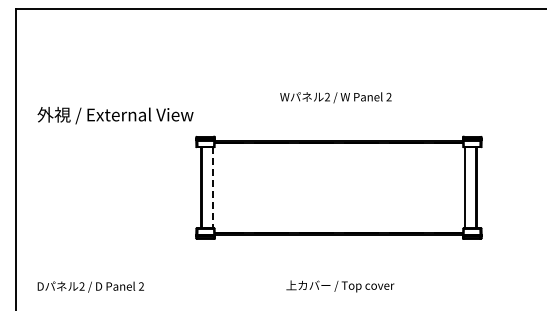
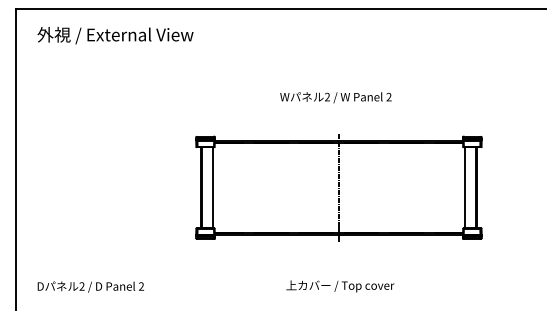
text position: (115, 115) -> (115, 35) (115, 35)
line: dashed -> solid (213, 187)
line: none -> present (338, 187)
